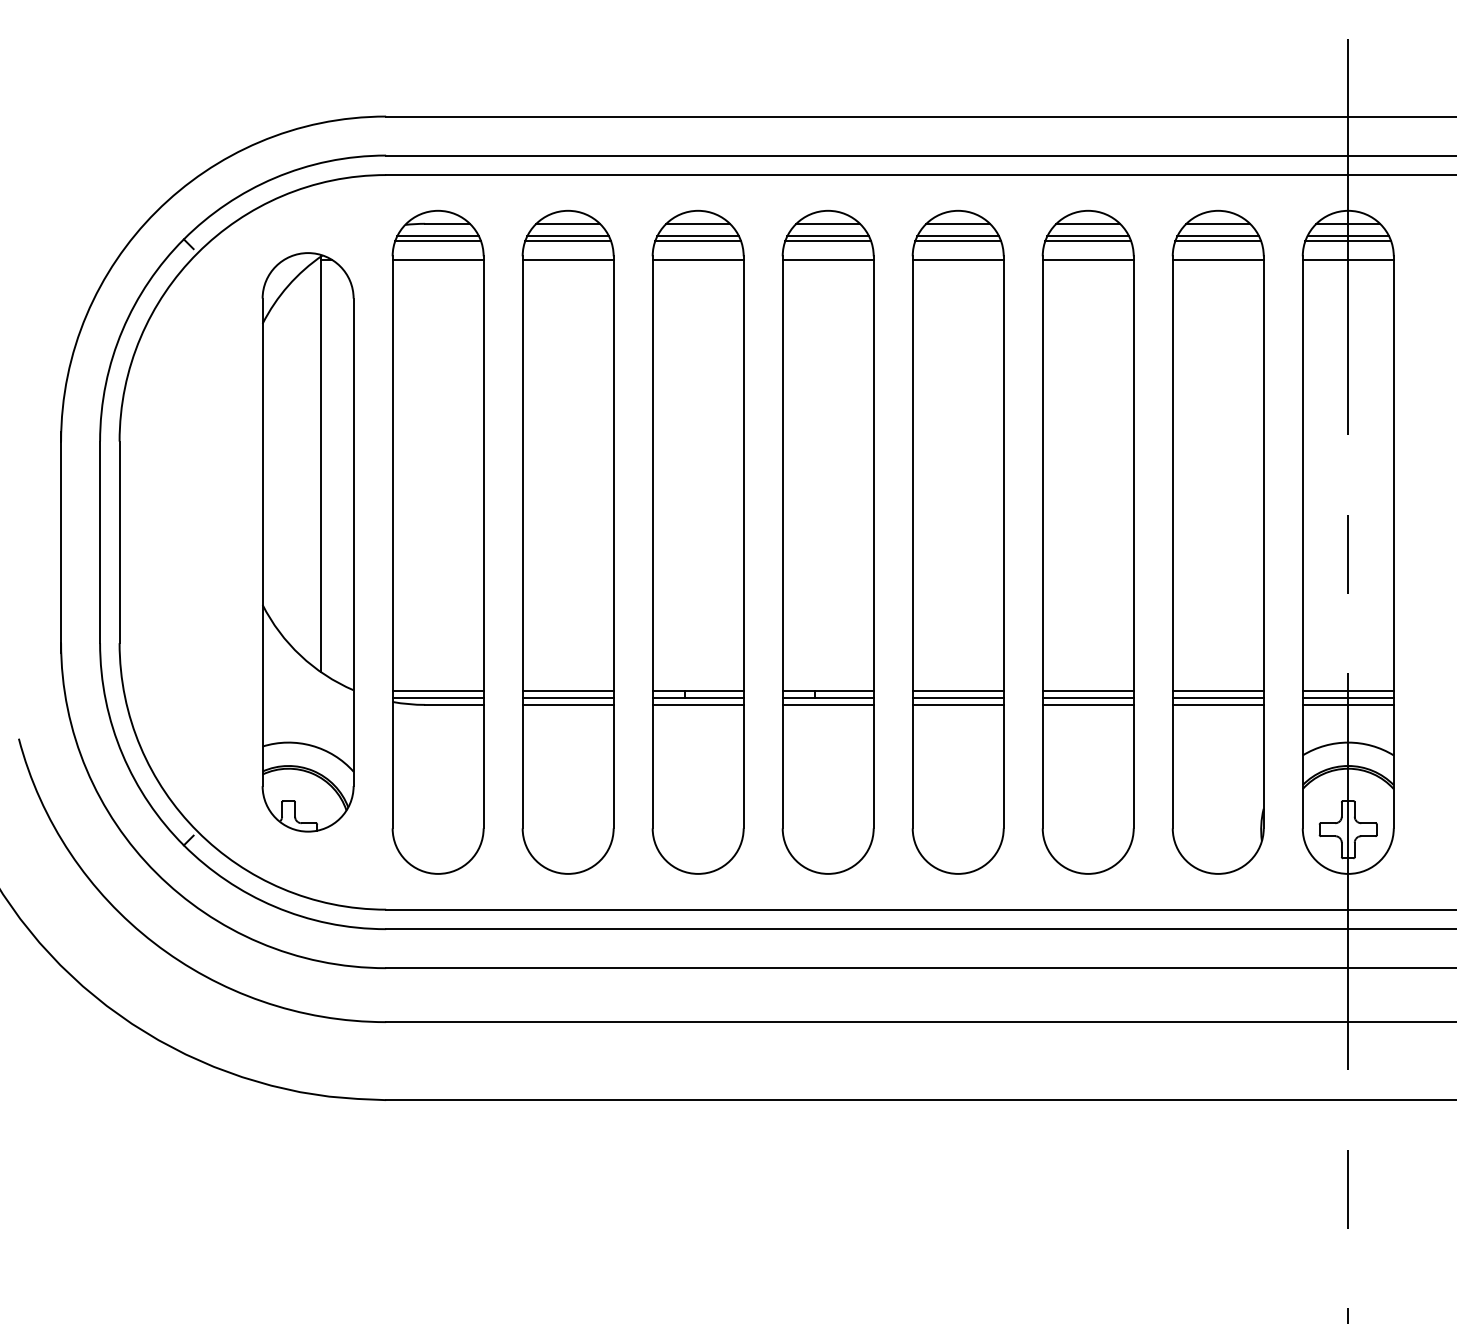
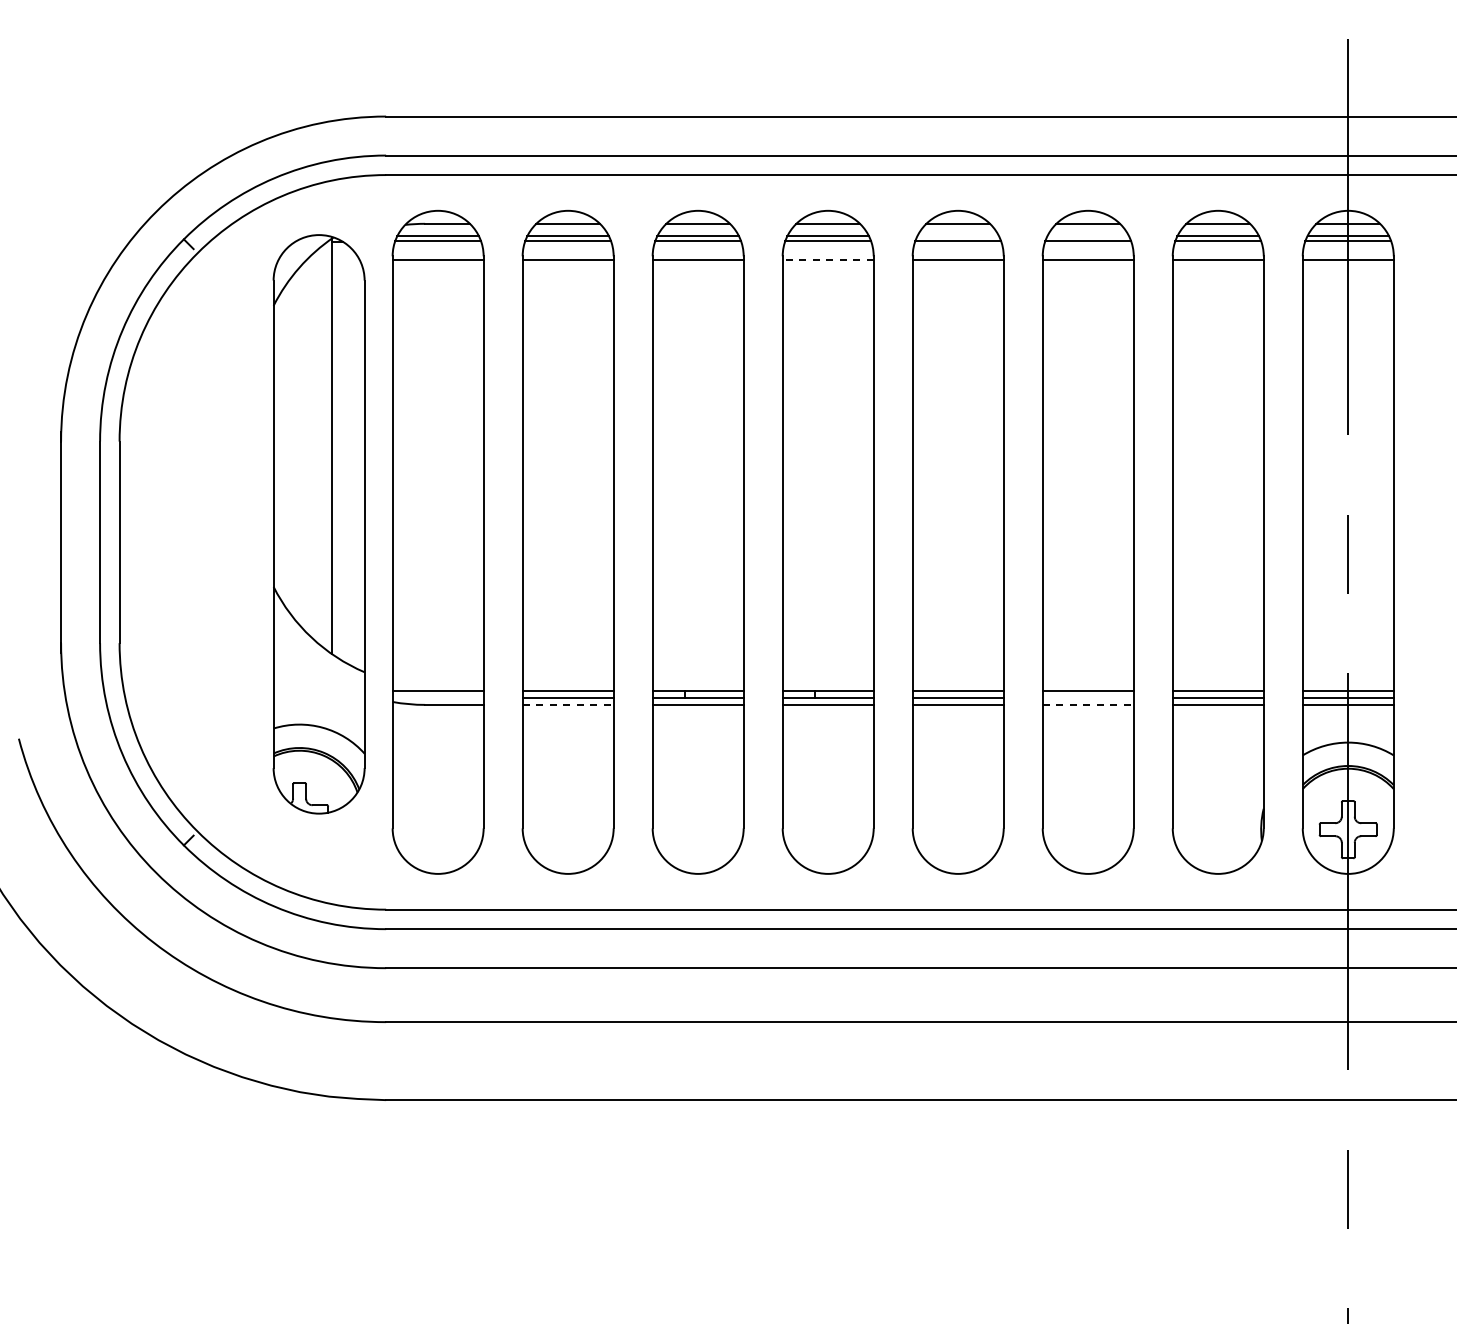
line: present -> none (958, 236)
line: present -> none (1088, 236)
line: solid -> dashed (828, 259)
part position: (307, 542) -> (318, 524) (318, 524)
line: present -> none (437, 697)
line: present -> none (1087, 697)
line: solid -> dashed (568, 704)
line: solid -> dashed (1088, 704)
